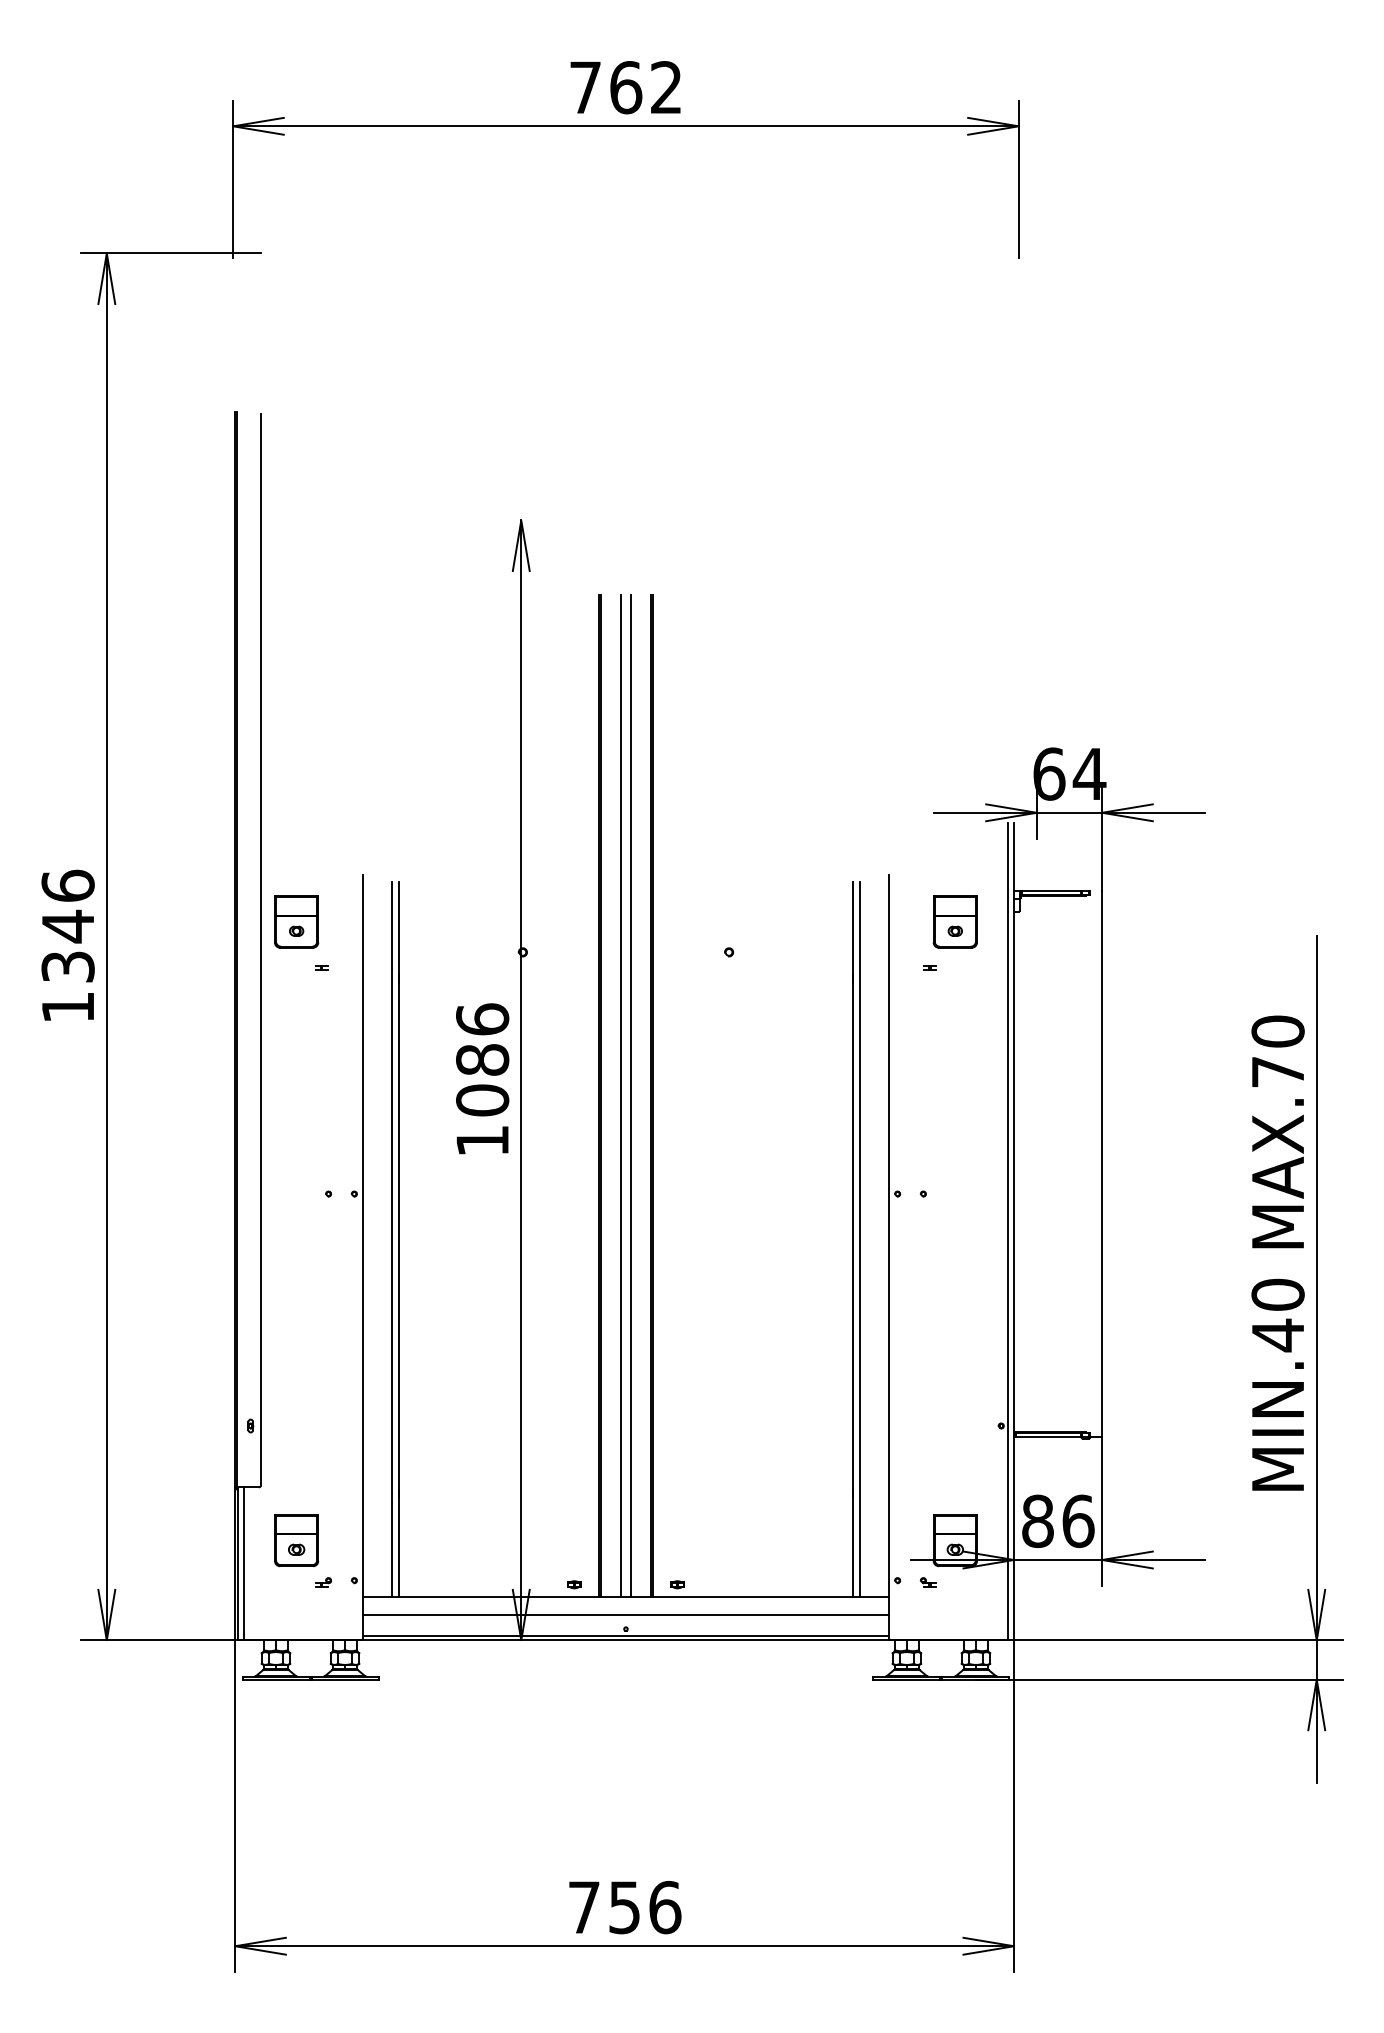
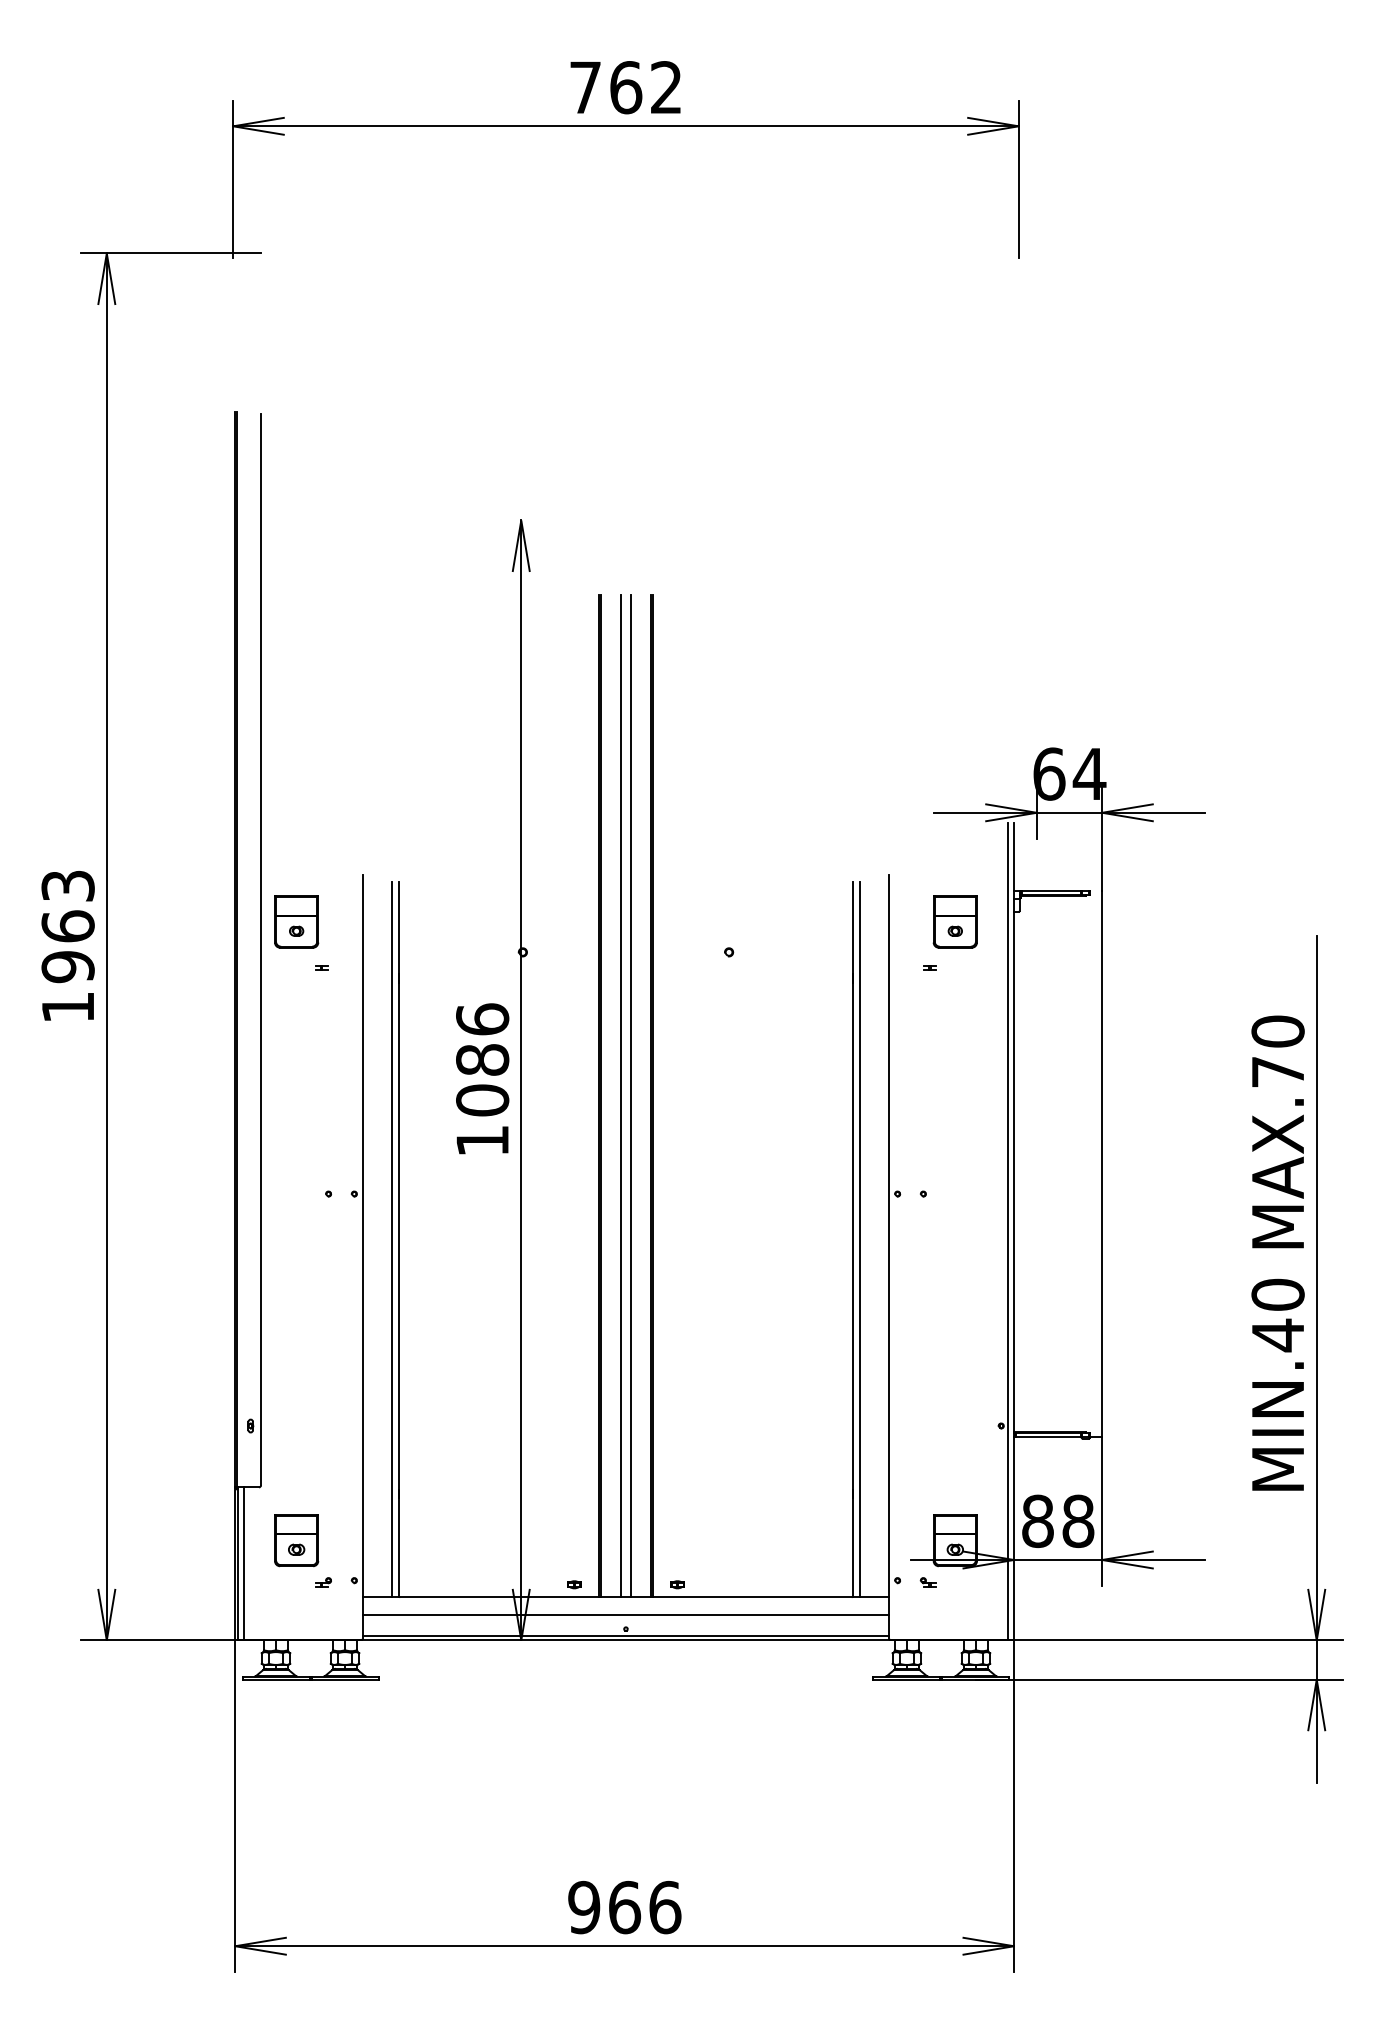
text: 1346 -> 1963 (67, 926)
text: 86 -> 88 (1078, 1520)
text: 756 -> 966 (604, 1907)
